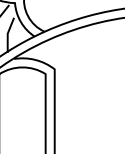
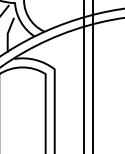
line: none -> present (84, 76)
line: none -> present (93, 76)
